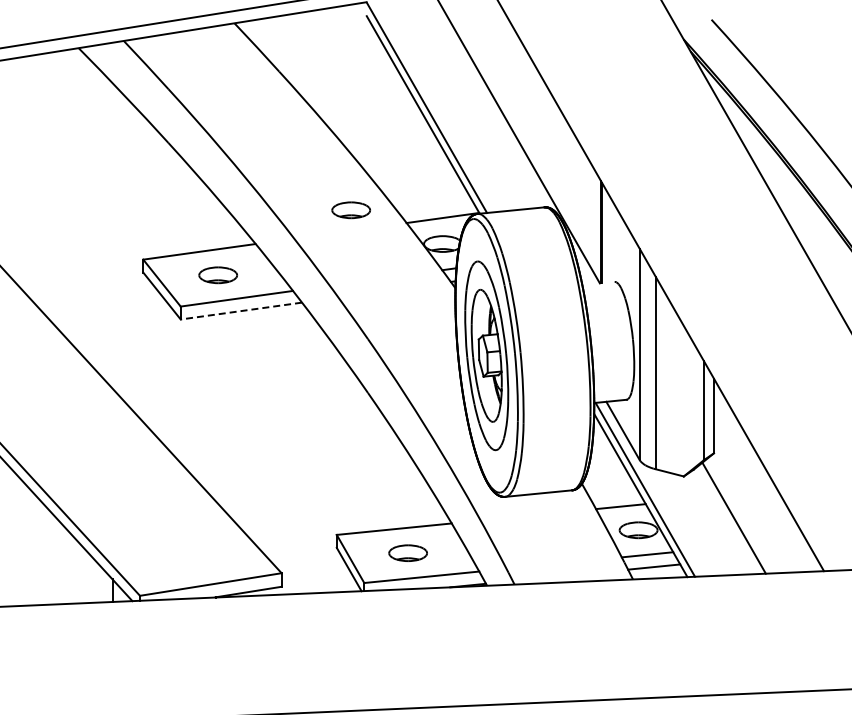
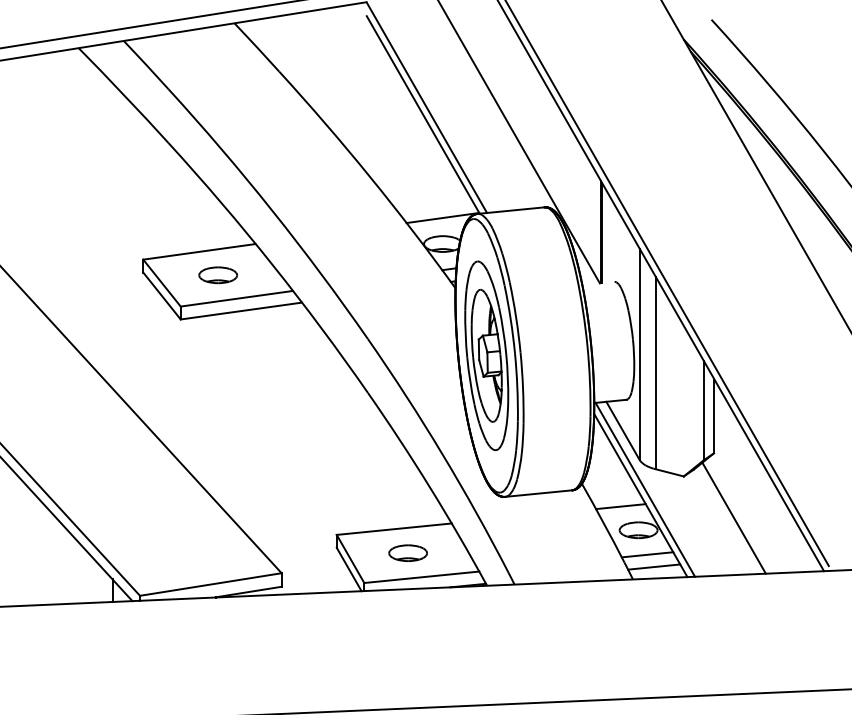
part: present -> none (350, 210)
line: none -> present (667, 284)
line: dashed -> solid (240, 311)
